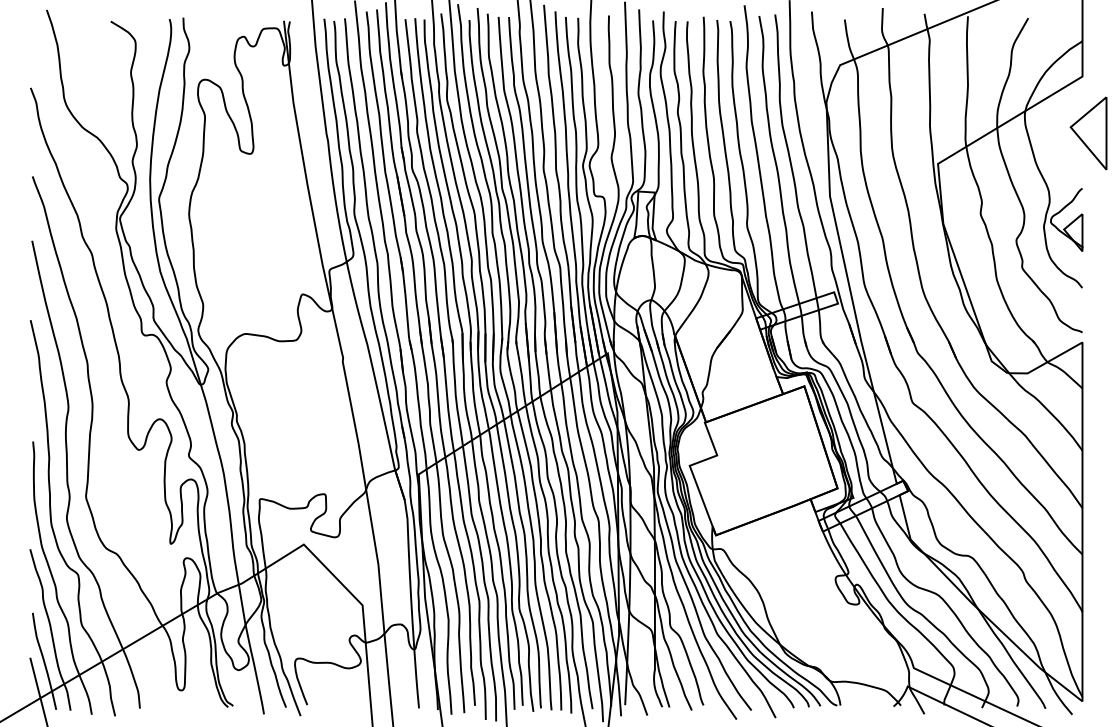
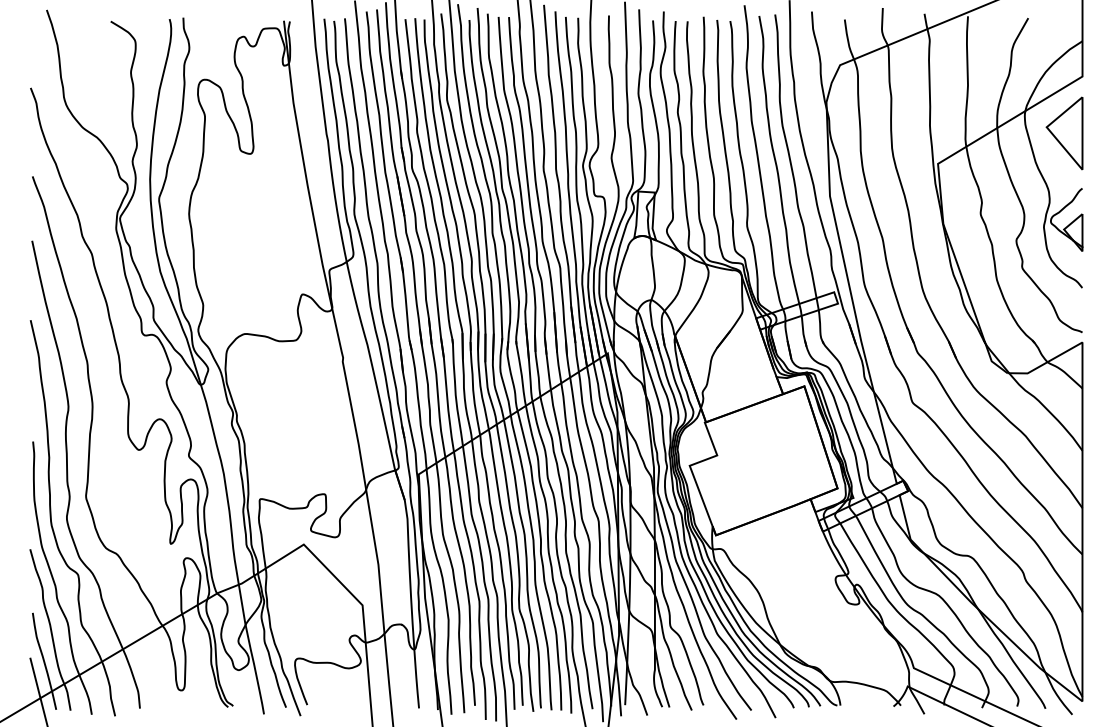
part position: (1088, 133) -> (1064, 133) (1064, 133)
